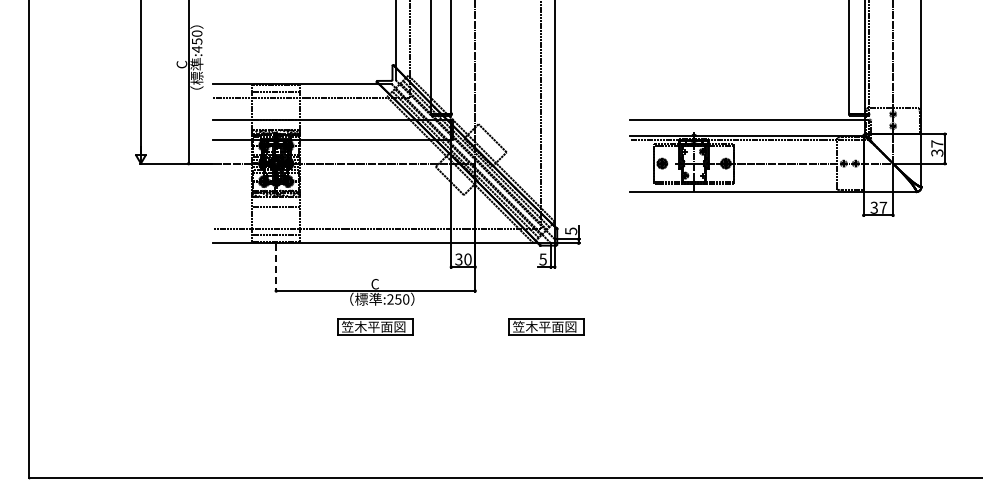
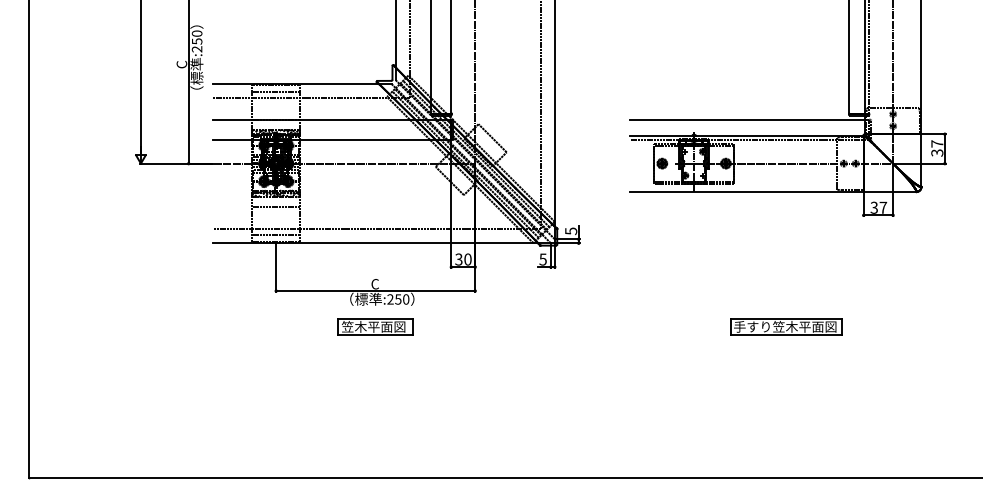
text: :450 -> :250 (196, 49)
line: dashed -> solid (276, 267)
part: present -> none (546, 326)
part: none -> present (786, 326)
